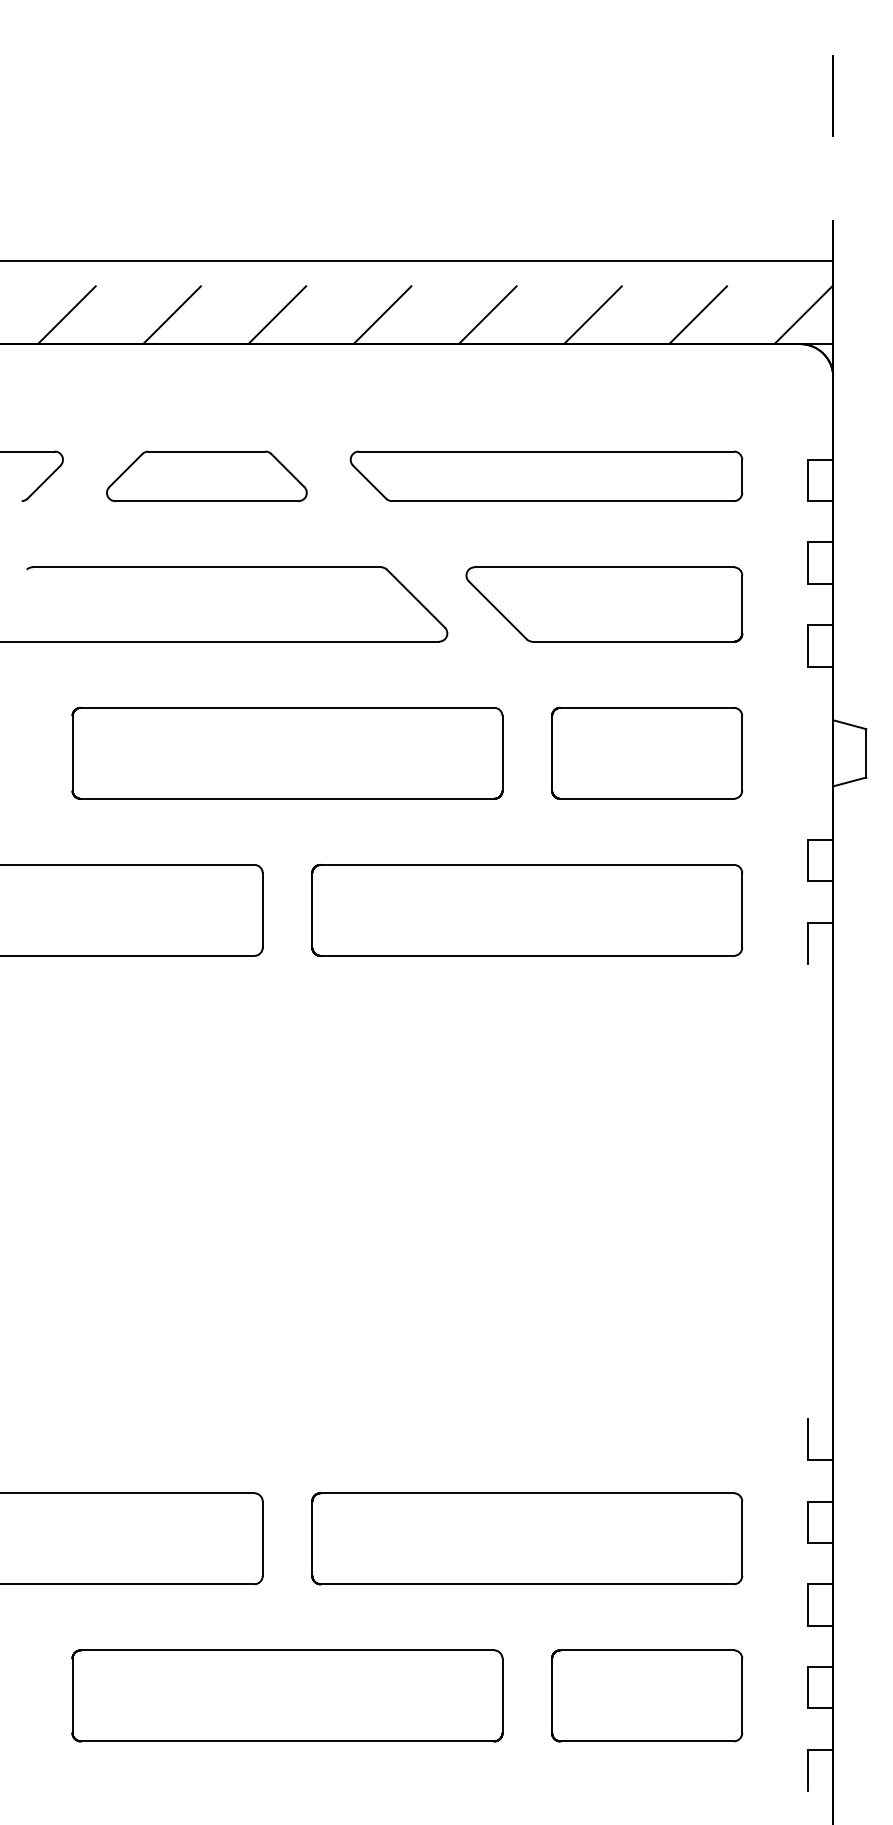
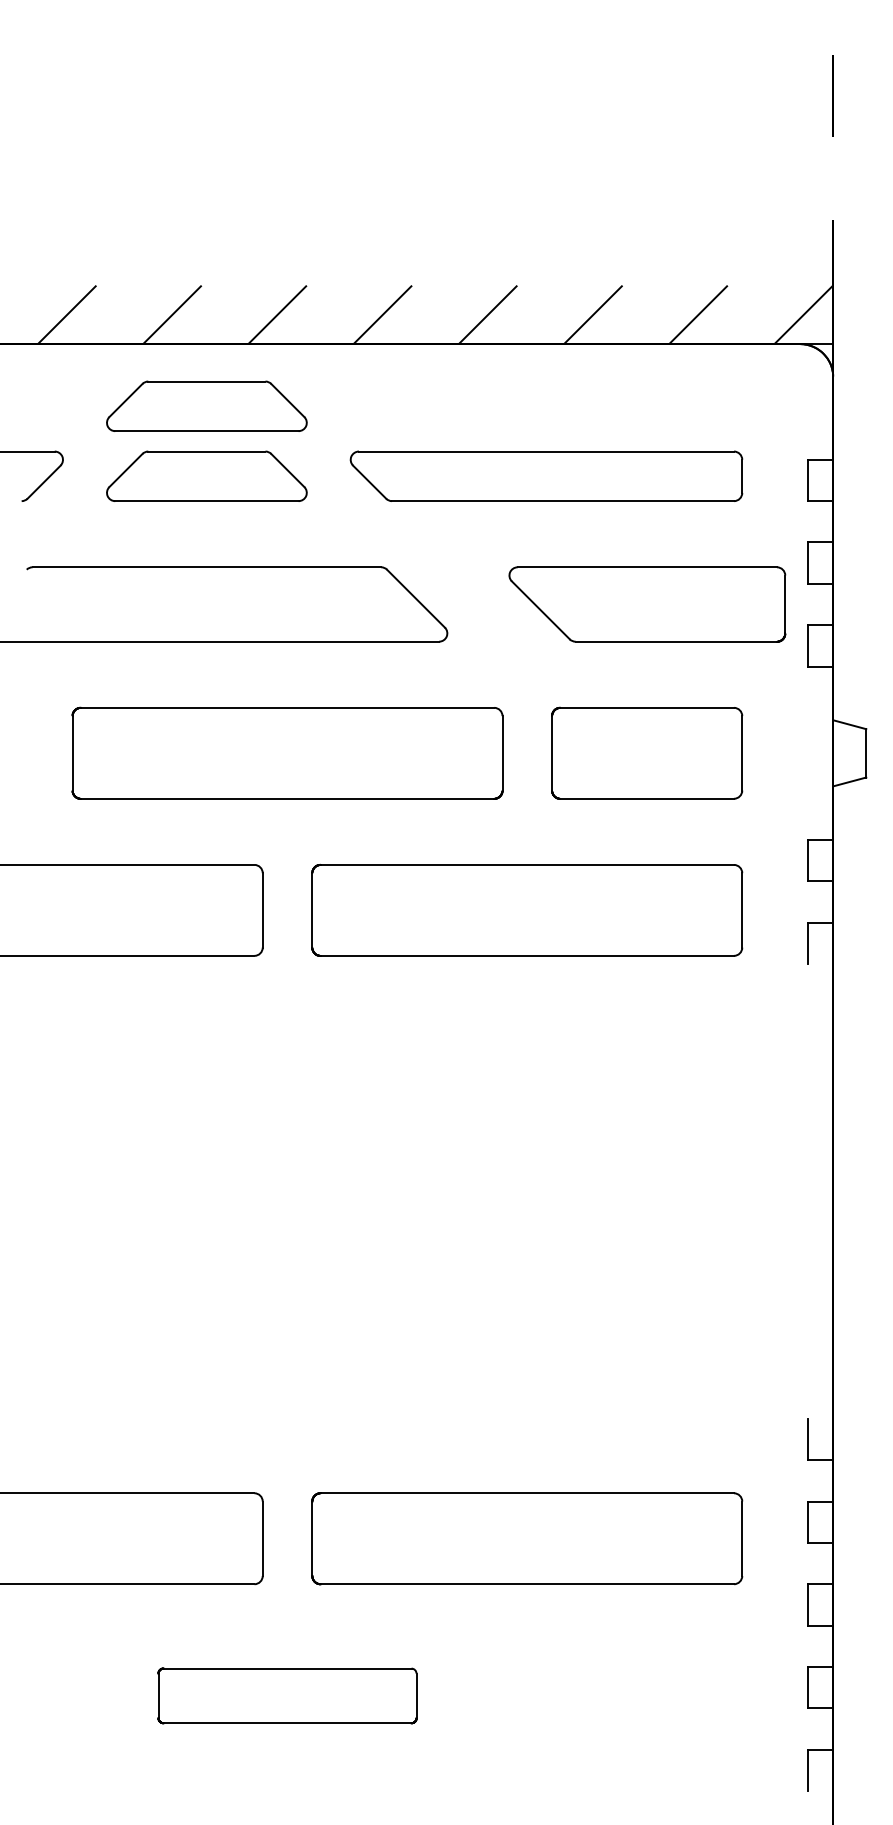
line: present -> none (417, 261)
part: none -> present (206, 405)
part position: (604, 604) -> (647, 604) (647, 604)
part size: 433x94 px -> 261x58 px (287, 1695)
part: present -> none (647, 1695)
